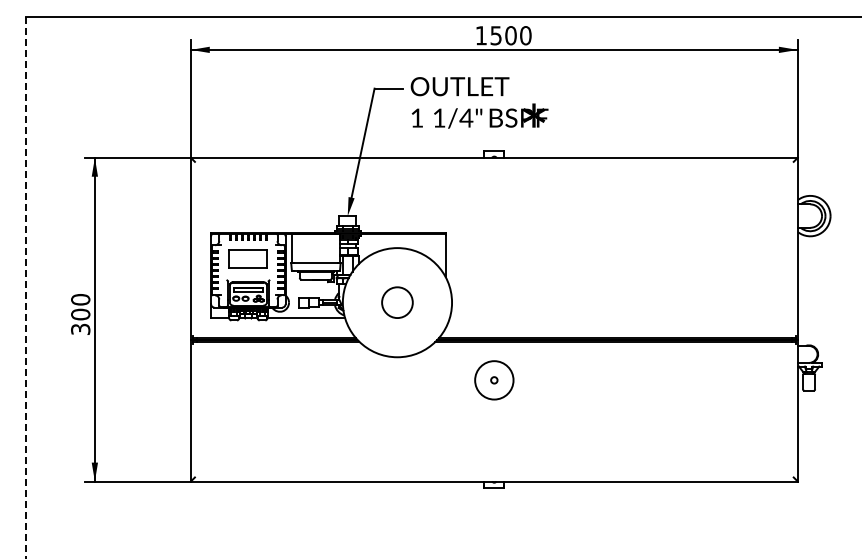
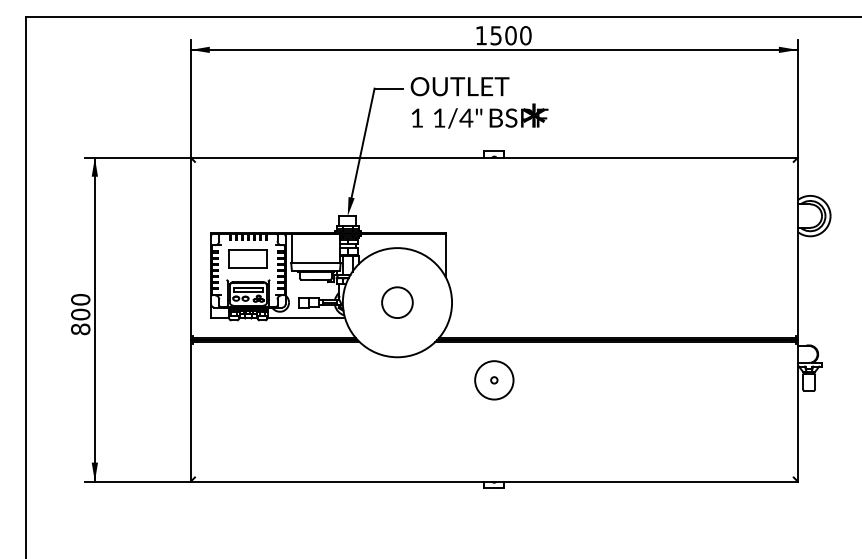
line: dashed -> solid (25, 287)
text: 300 -> 800 (80, 329)
